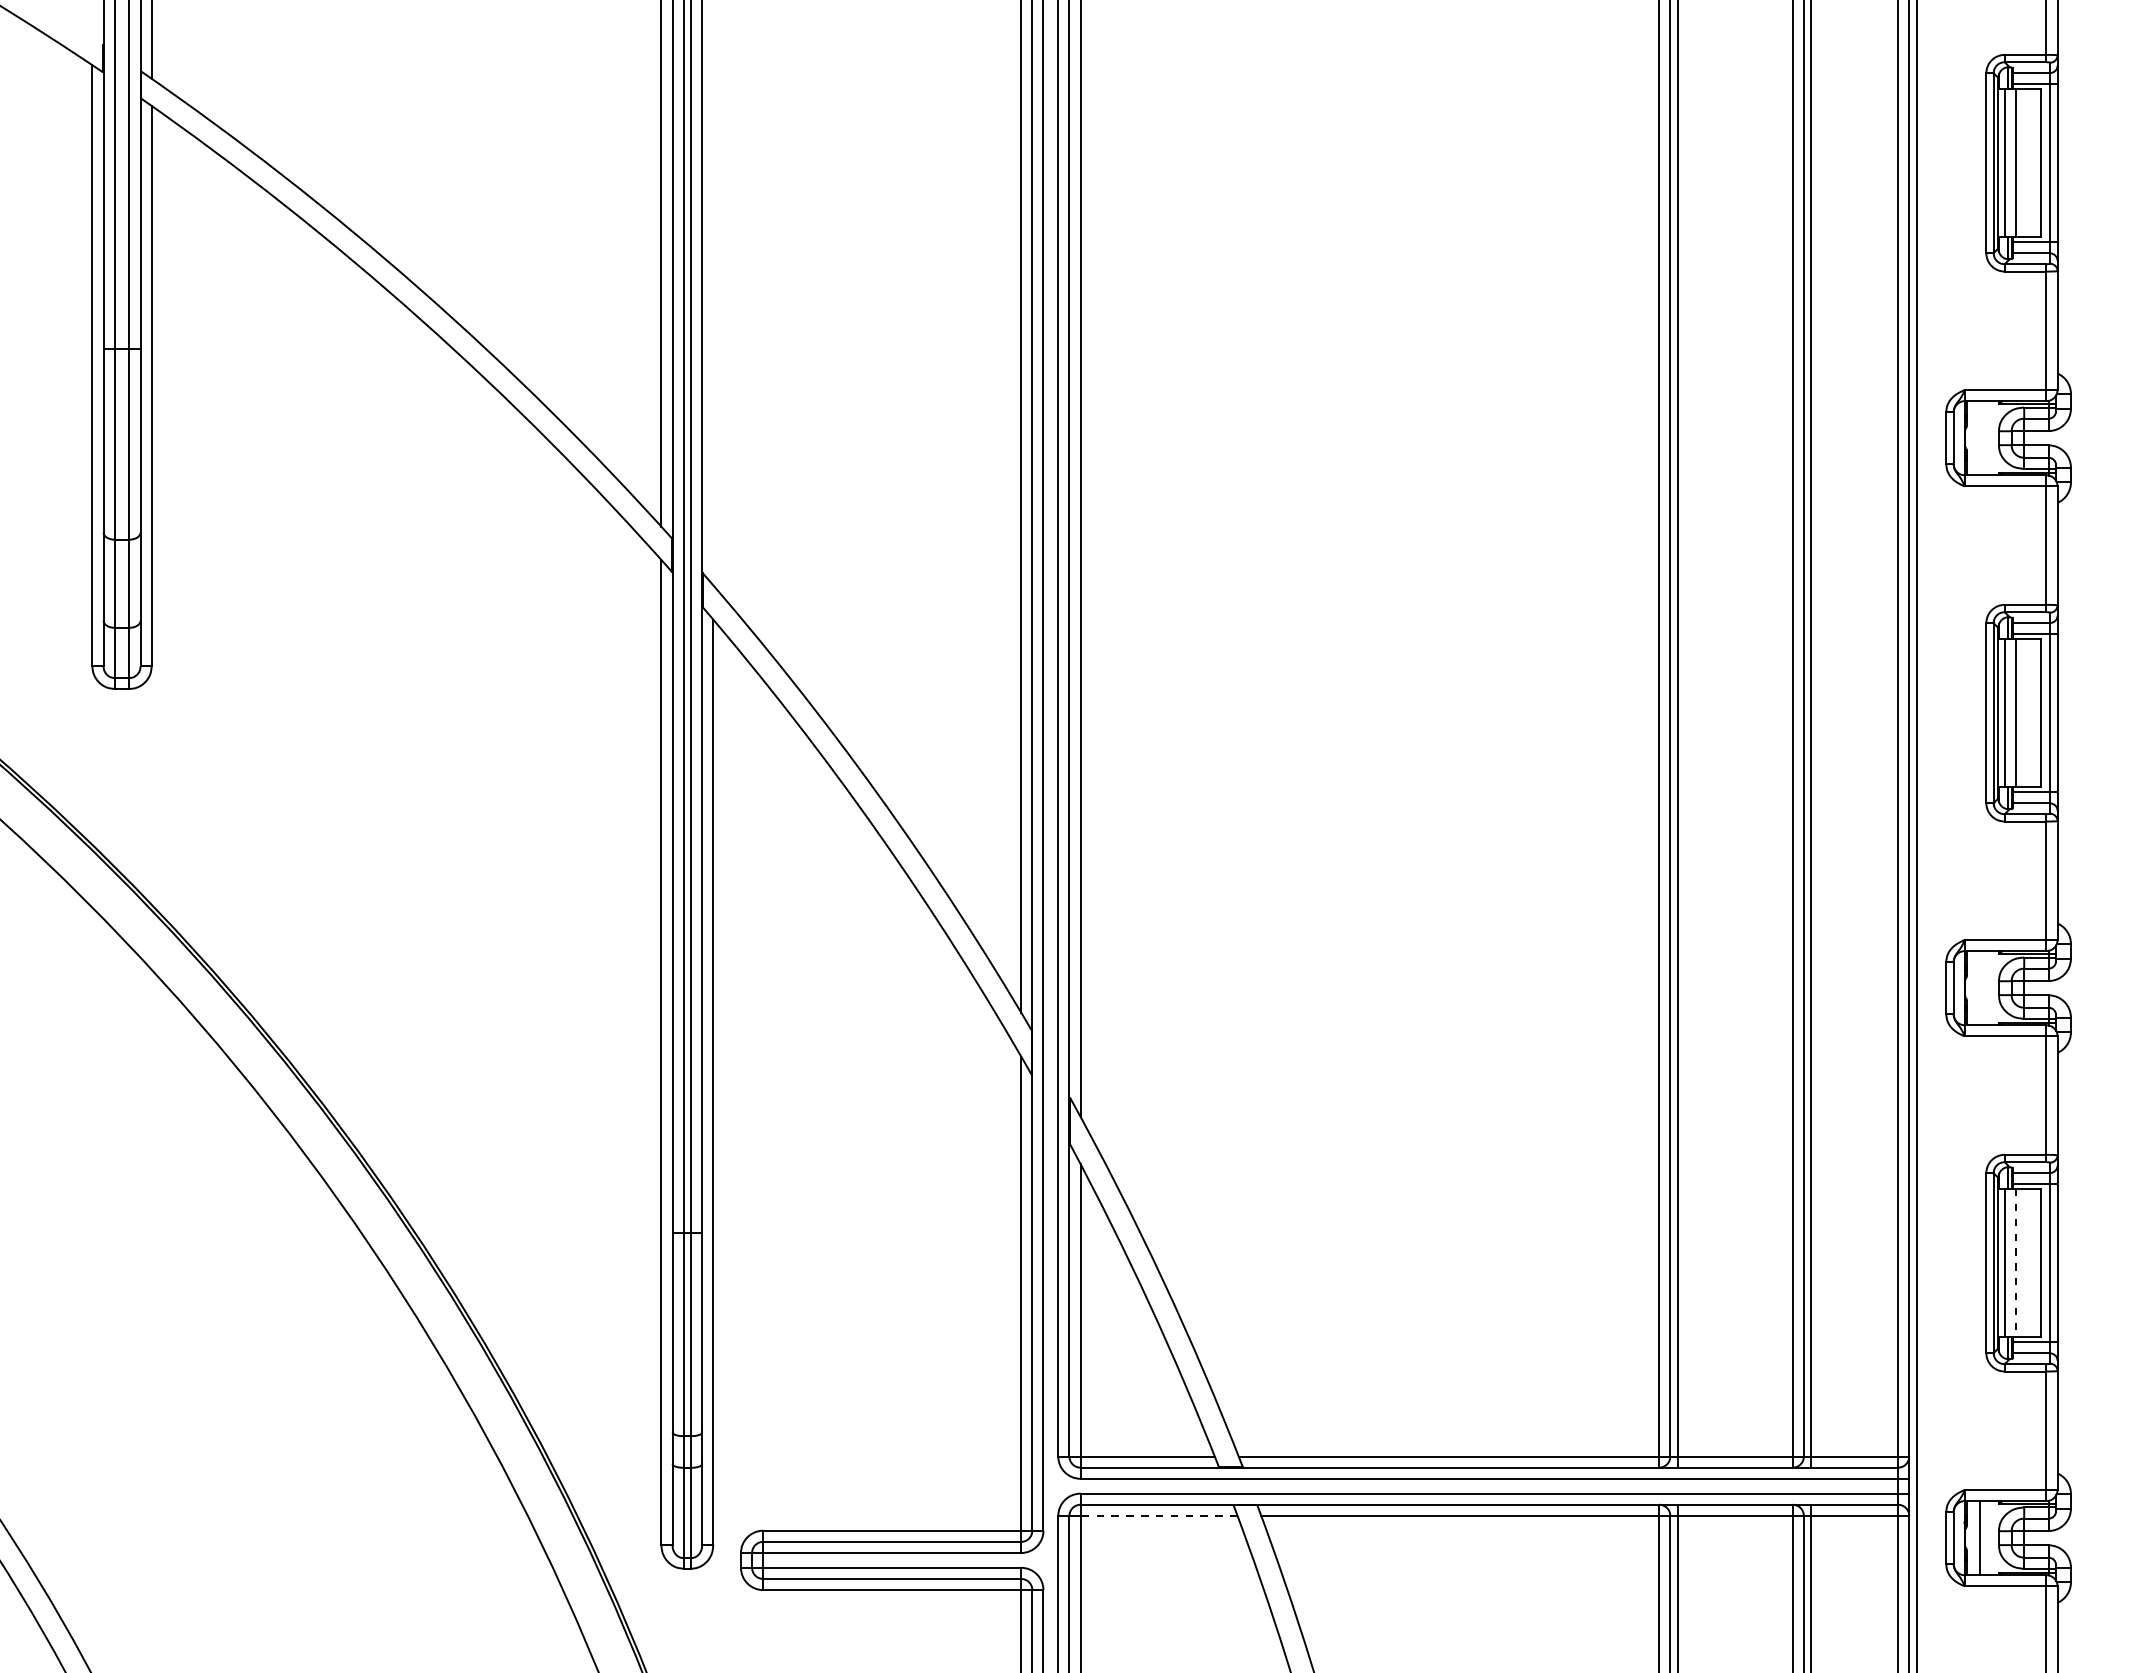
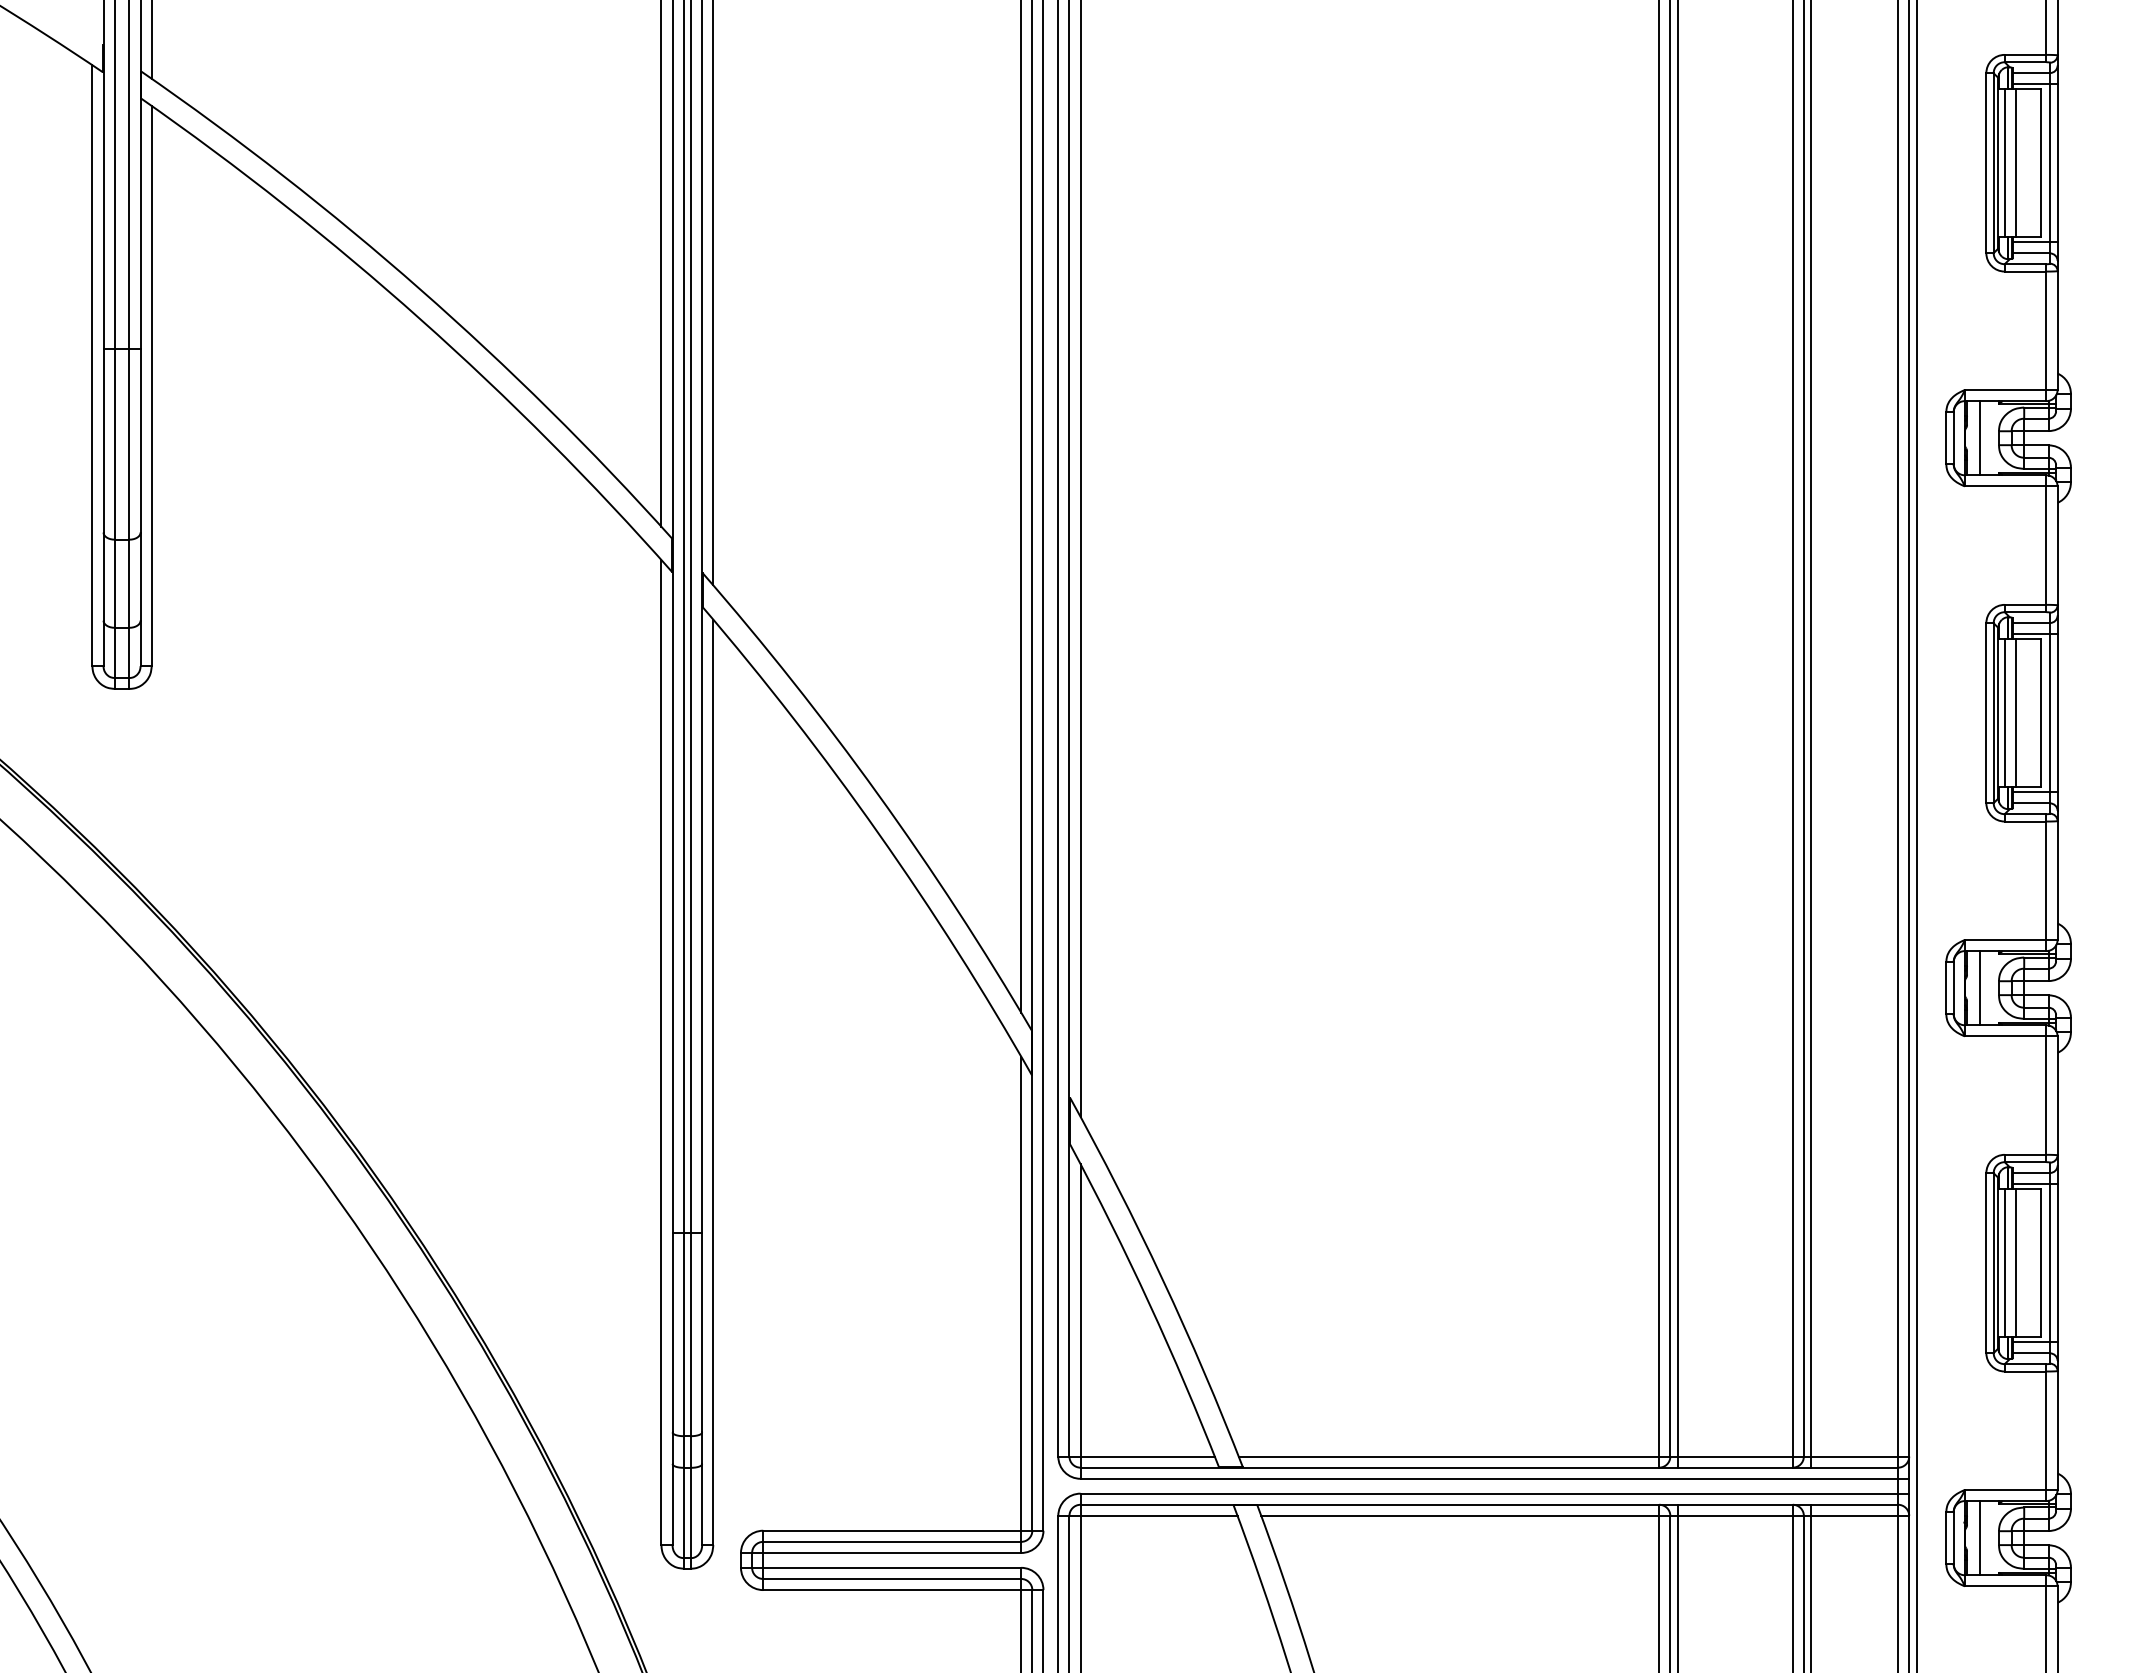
line: none -> present (713, 293)
line: none -> present (1979, 438)
line: none -> present (1979, 988)
line: dashed -> solid (2015, 1263)
line: dashed -> solid (1159, 1515)
